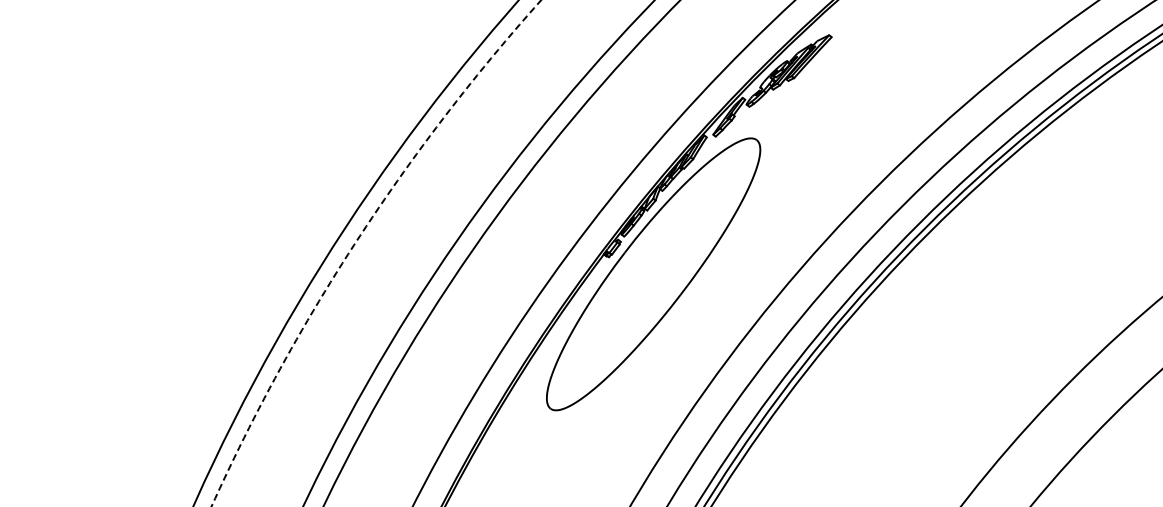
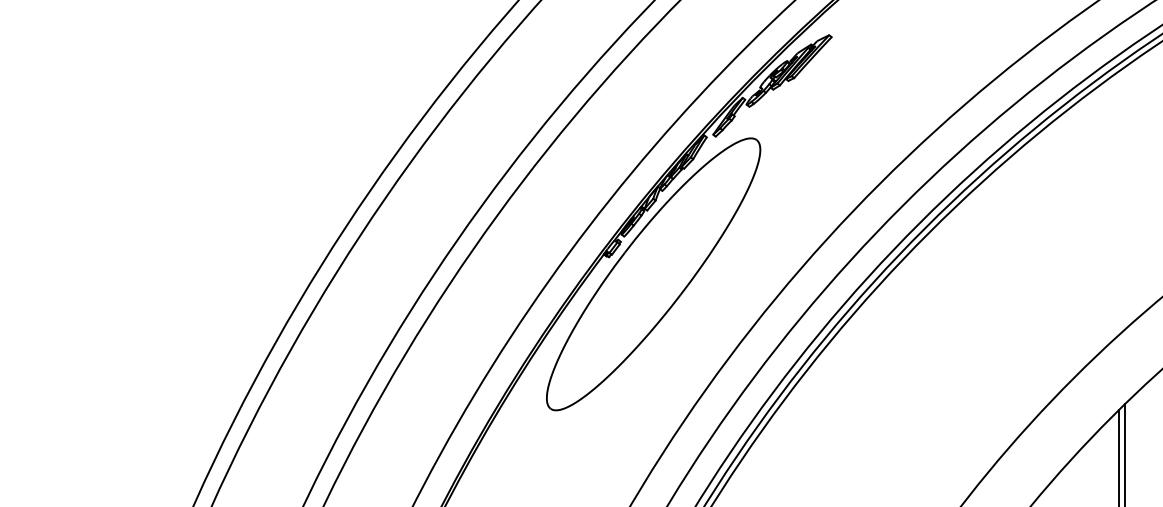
arc: dashed -> solid (357, 239)
line: none -> present (1125, 453)
line: none -> present (1119, 456)
